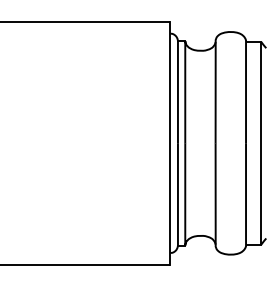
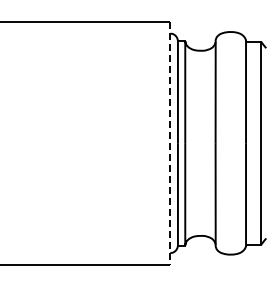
line: solid -> dashed (170, 144)
